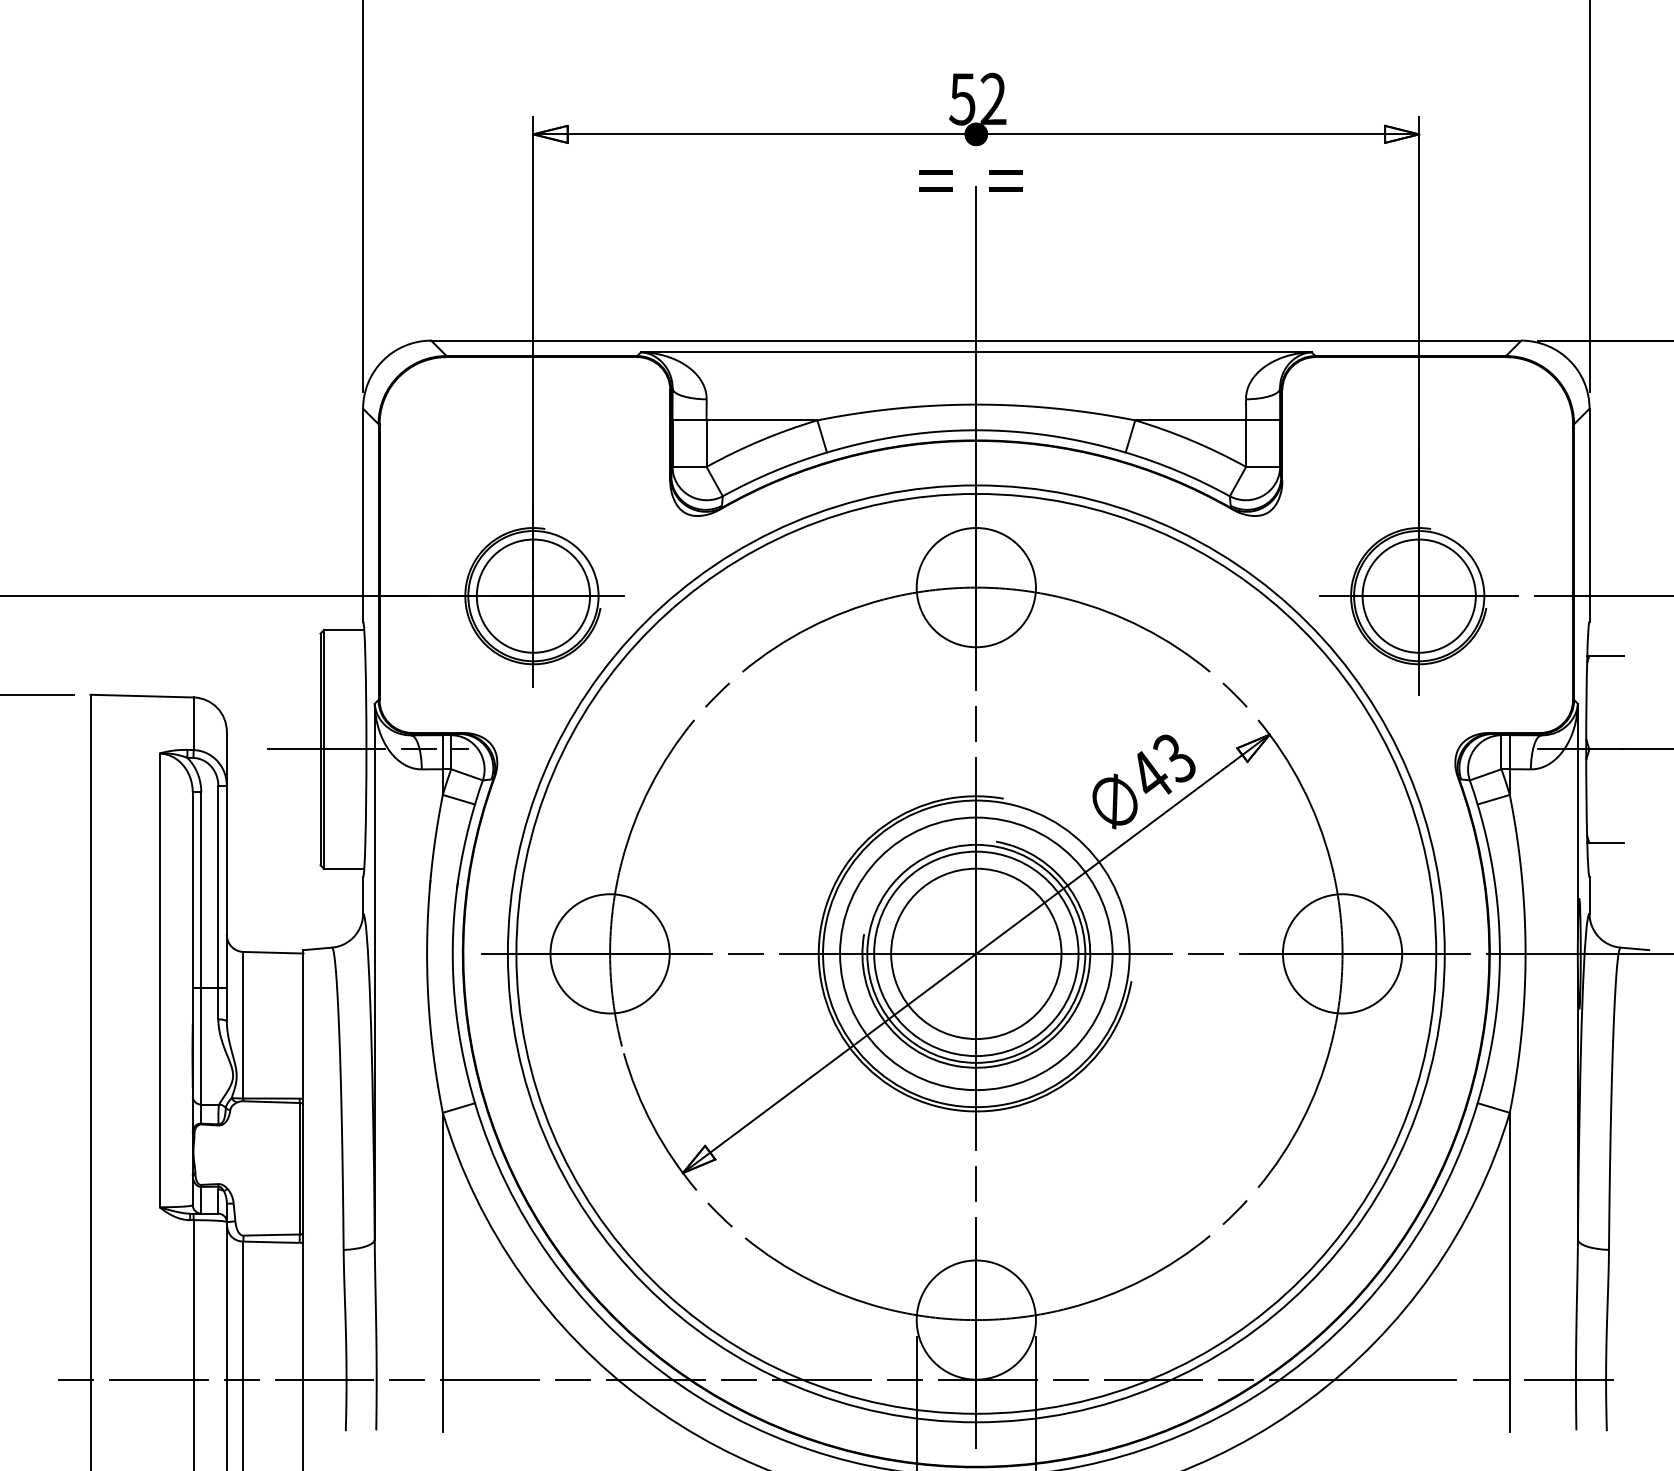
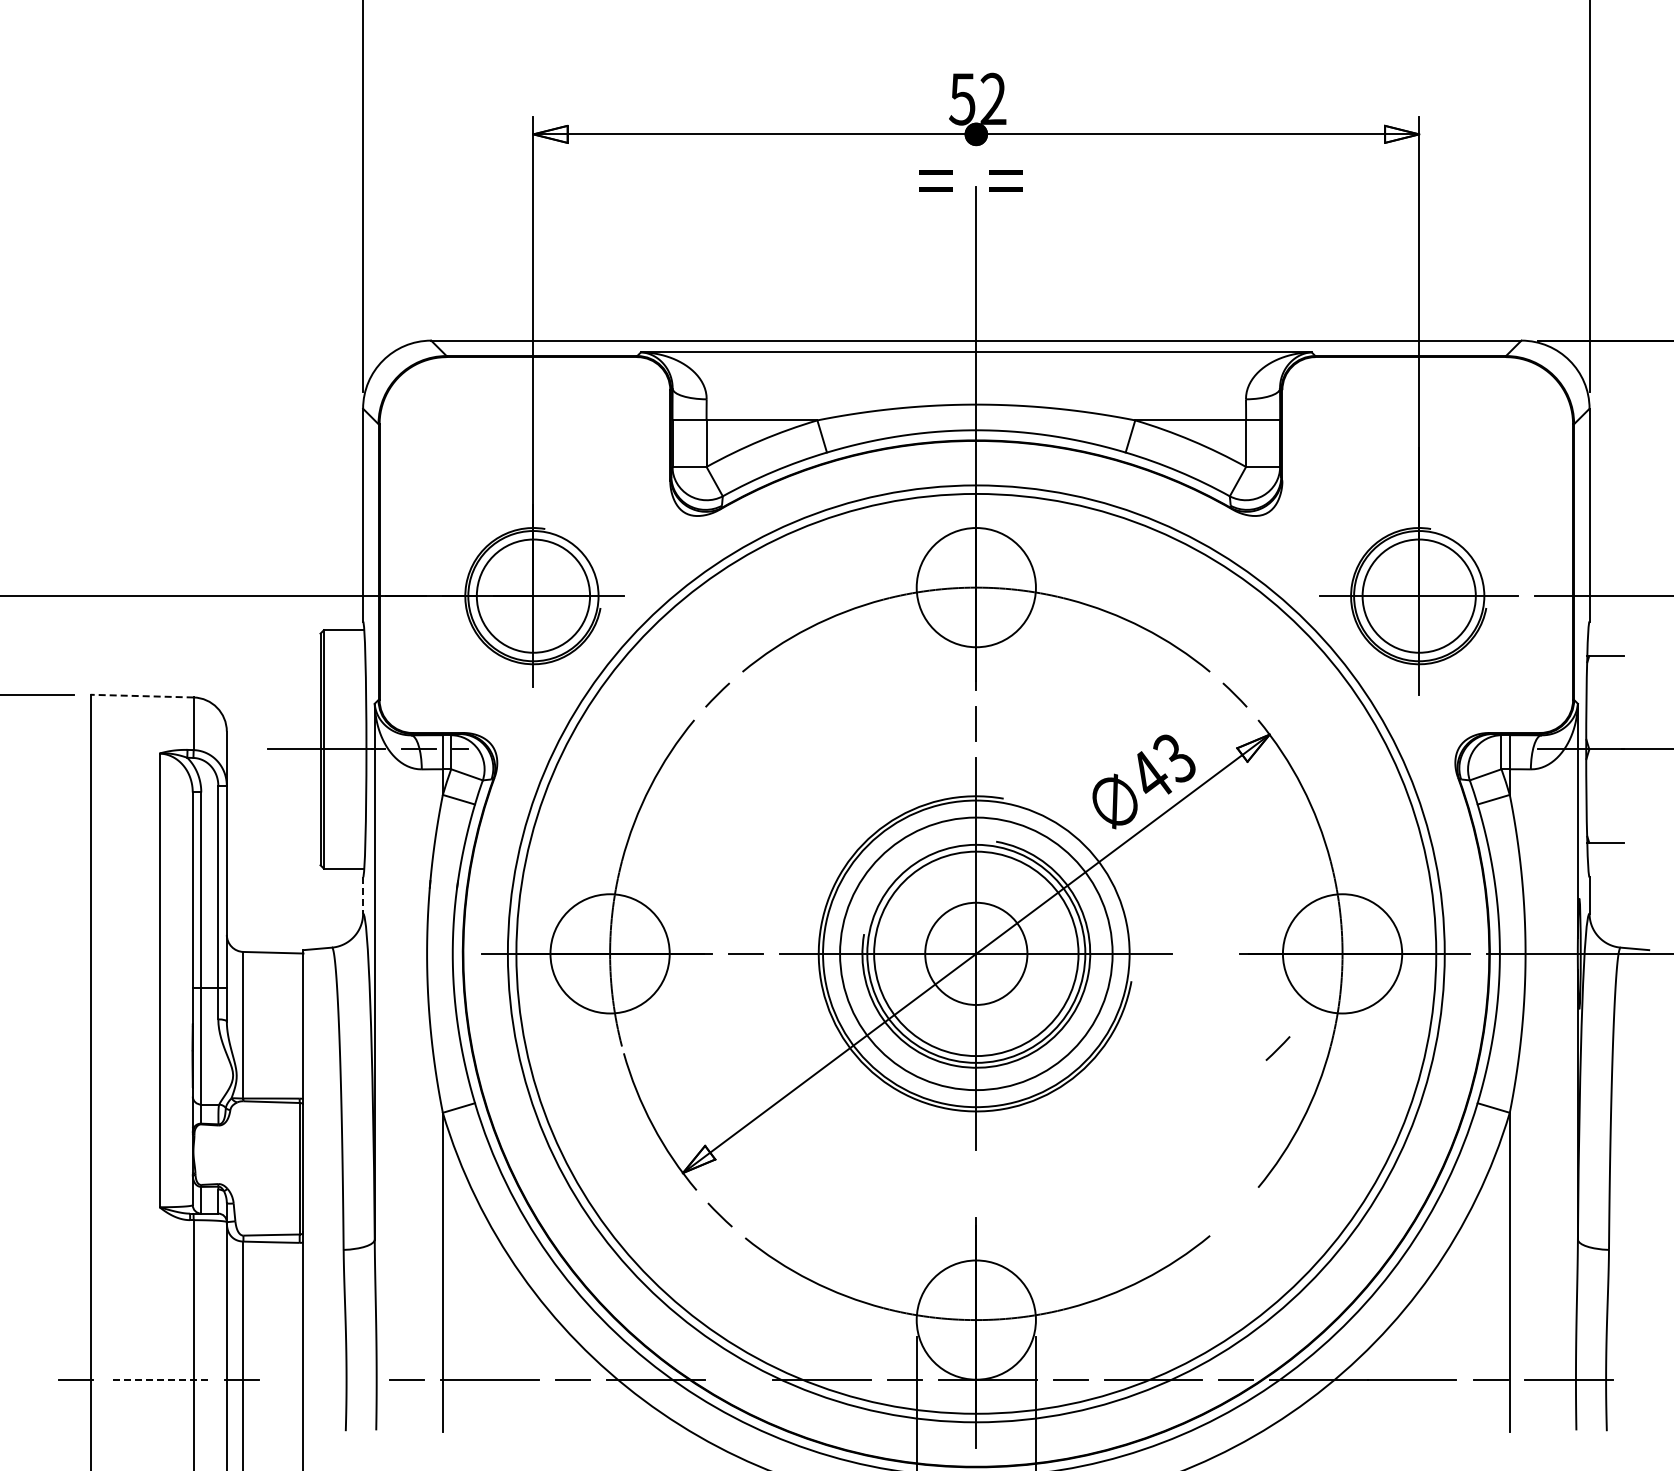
line: solid -> dashed (142, 696)
line: solid -> dashed (363, 895)
circle diameter: 170 px -> 102 px (976, 953)
line: present -> none (1206, 953)
line: present -> none (975, 1183)
line position: (1234, 1212) -> (1277, 1048) (1277, 1048)
line: solid -> dashed (158, 1379)
line: present -> none (324, 1379)
line: present -> none (738, 1379)
